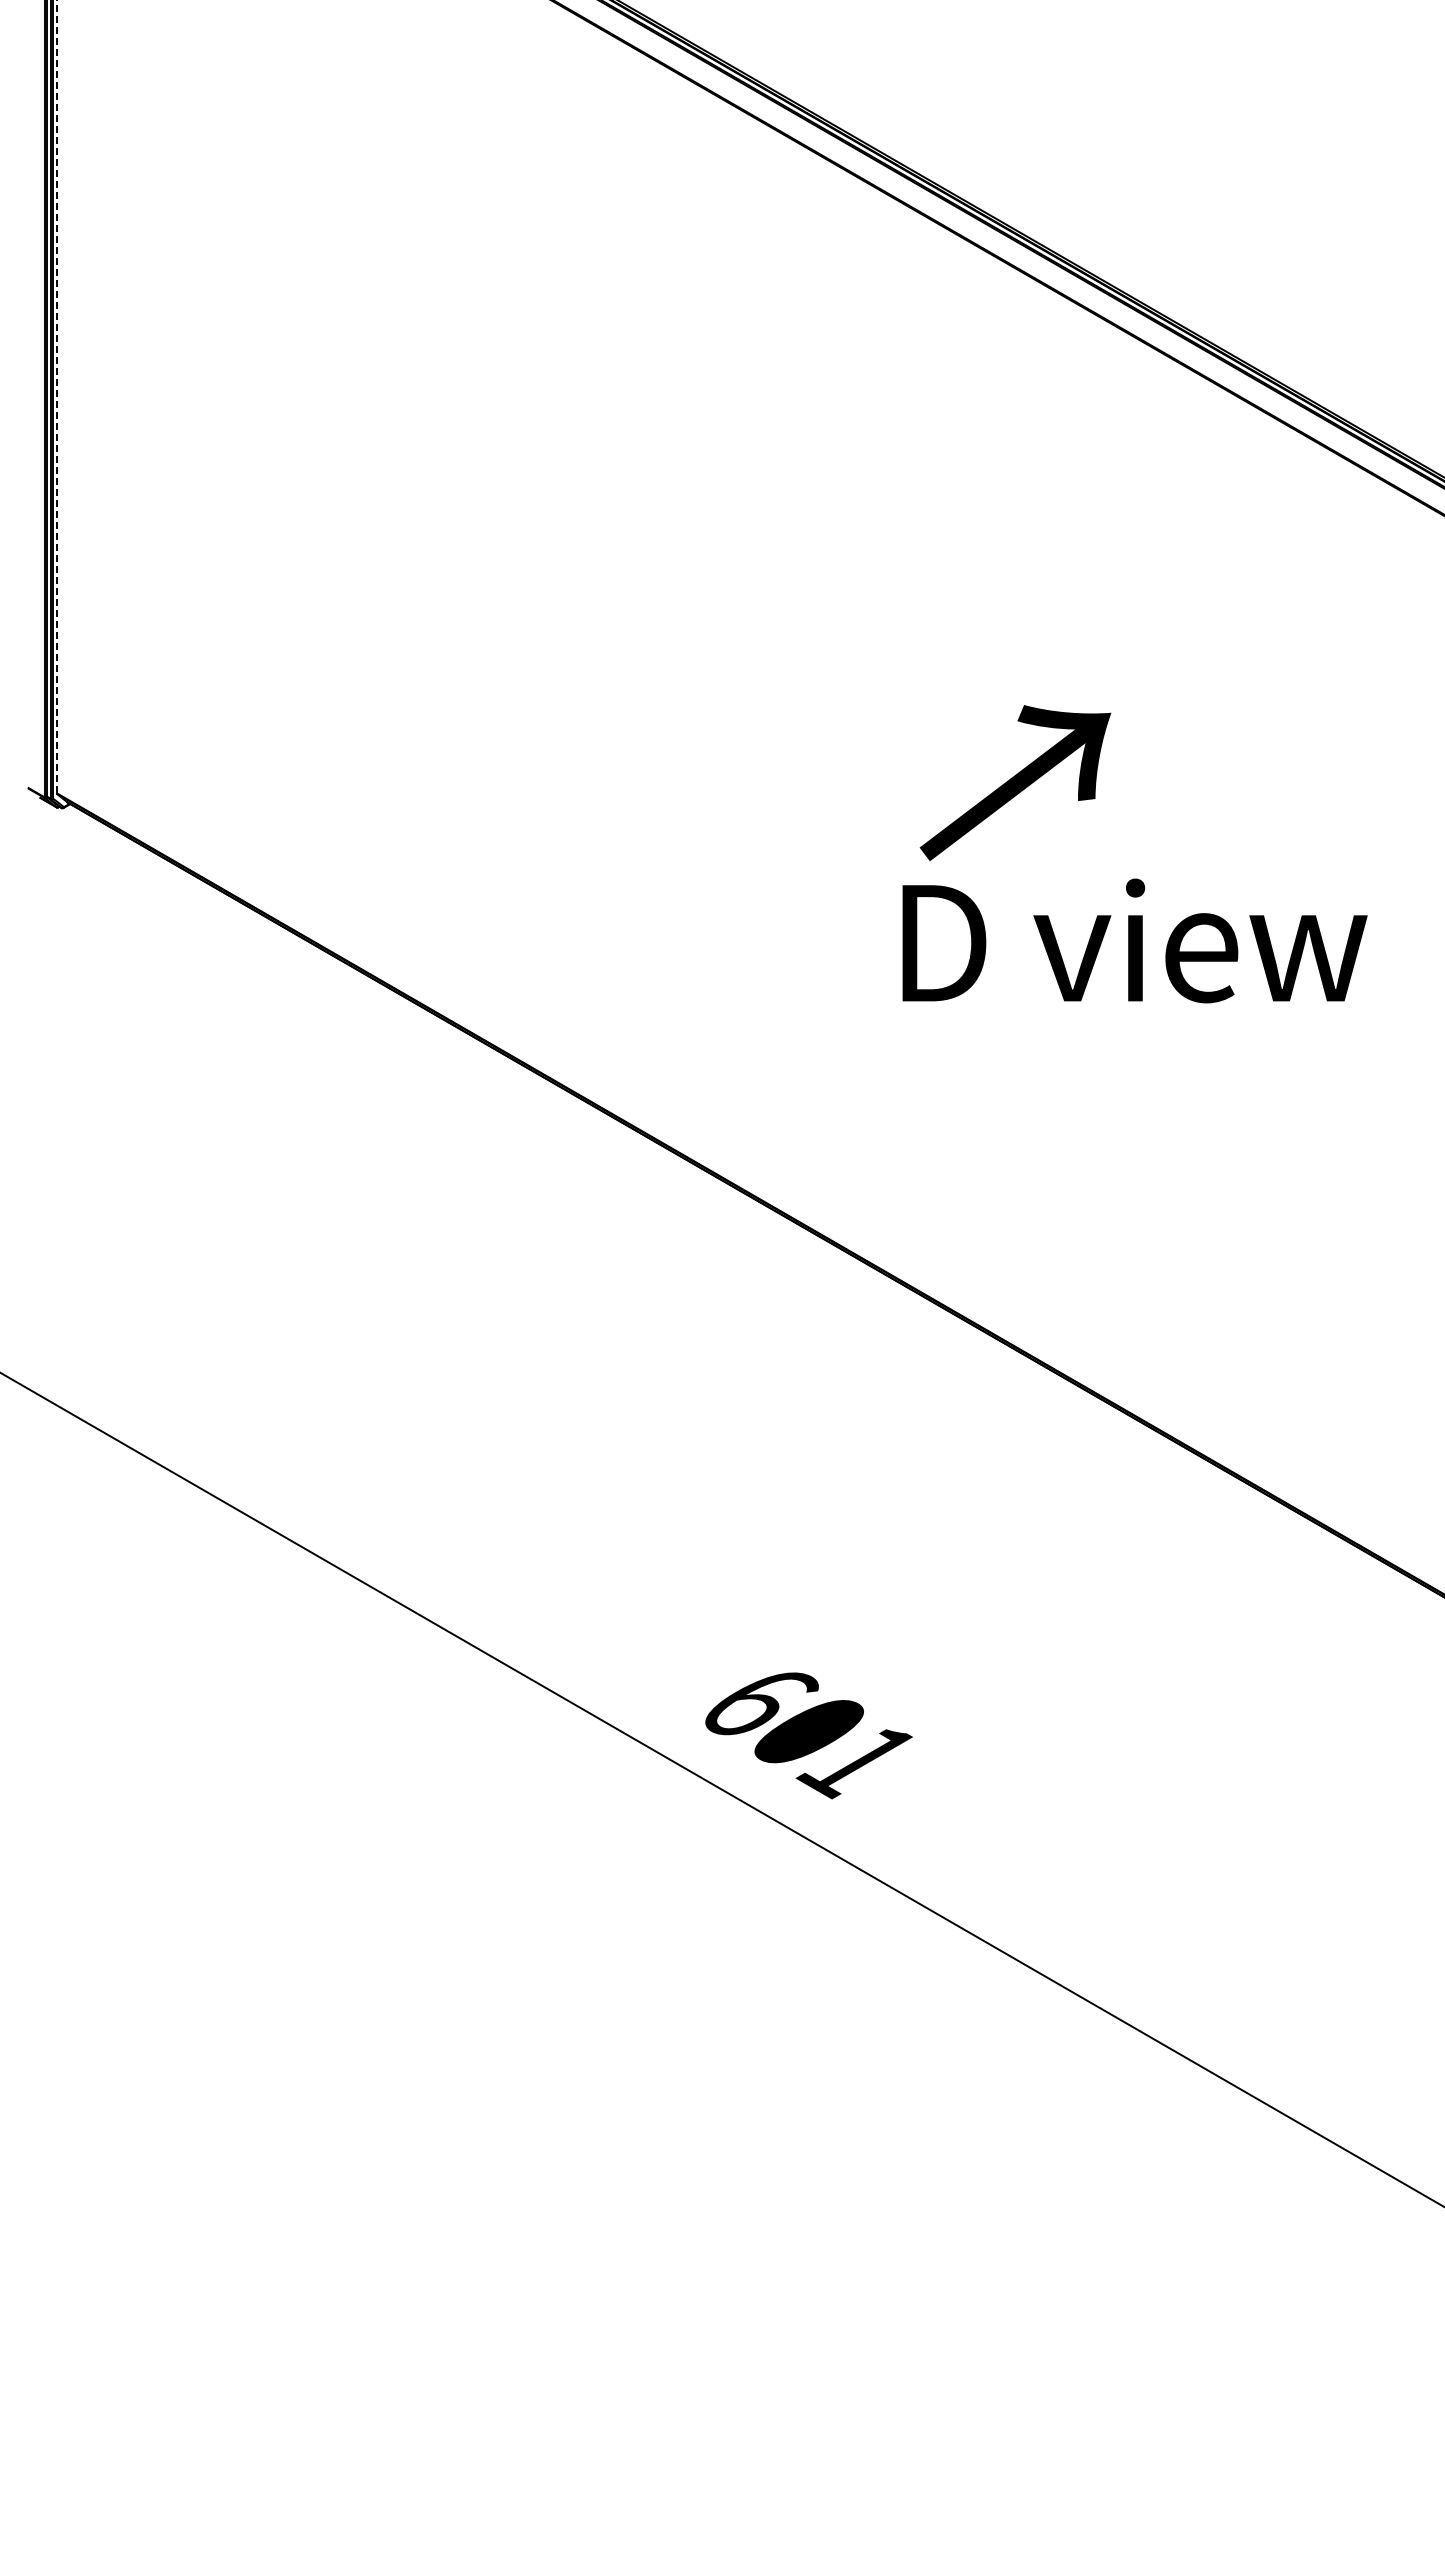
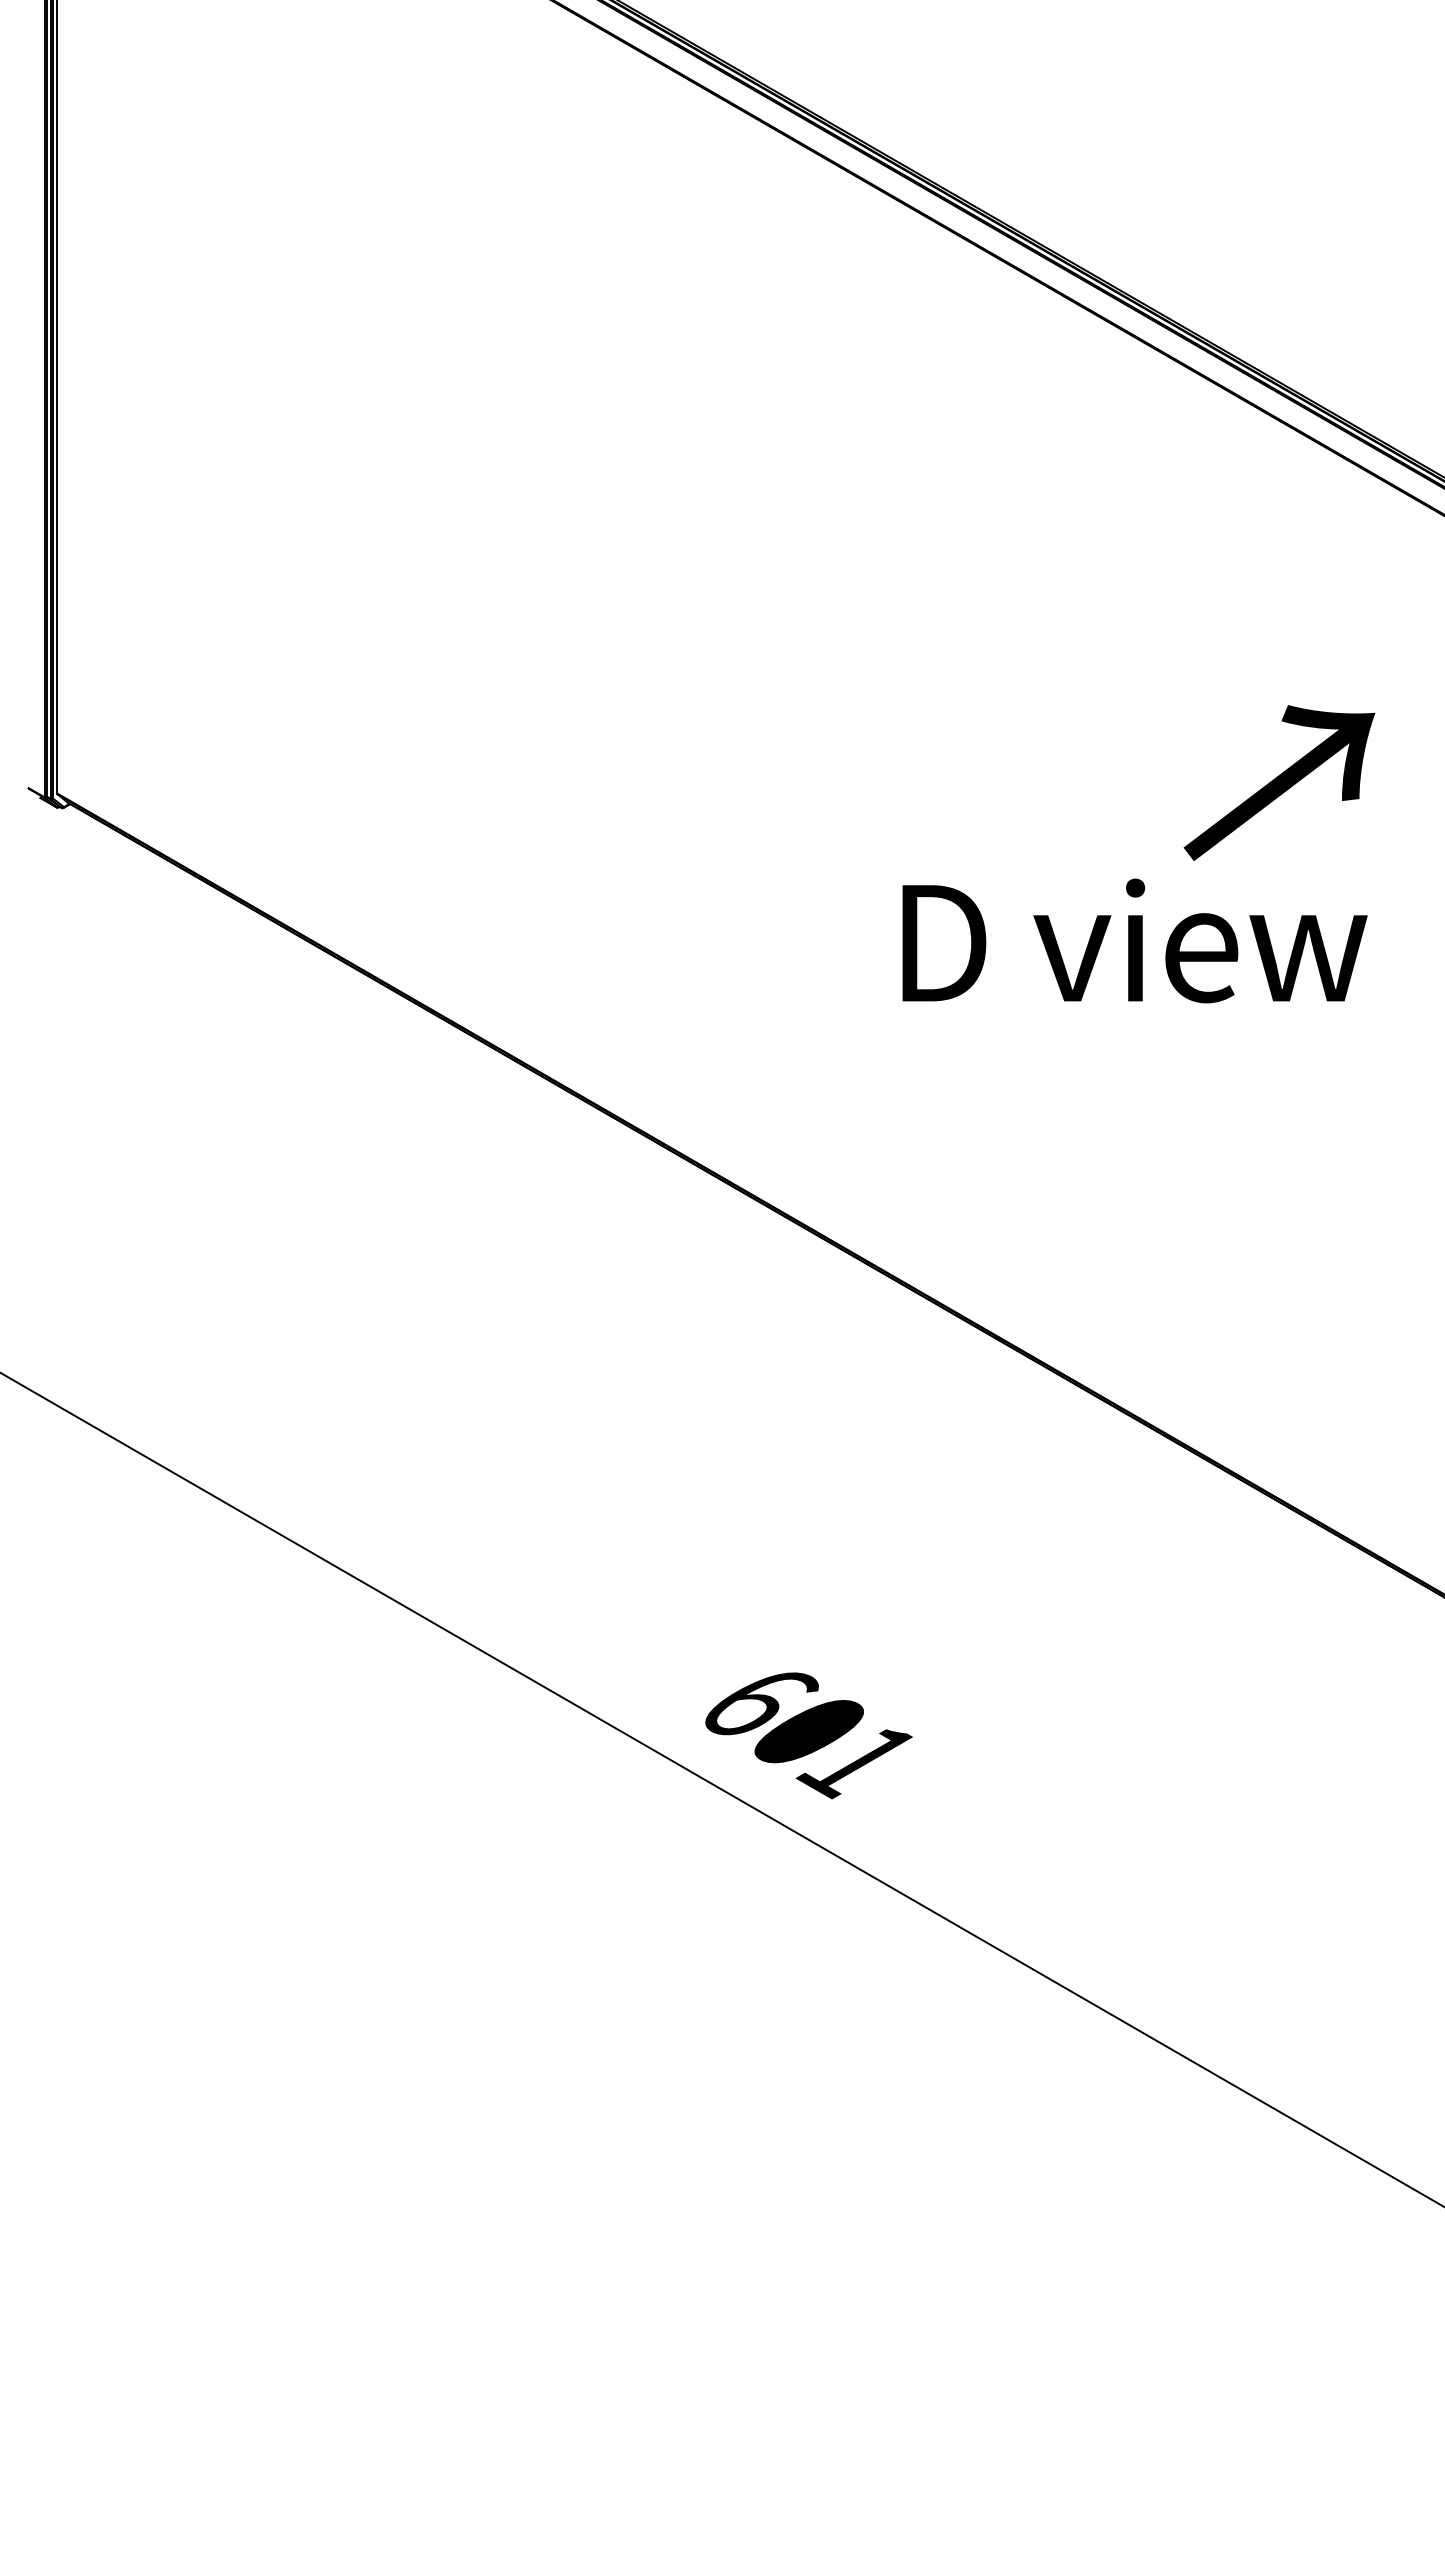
line: dashed -> solid (57, 396)
text position: (1015, 782) -> (1279, 782) (1279, 782)
